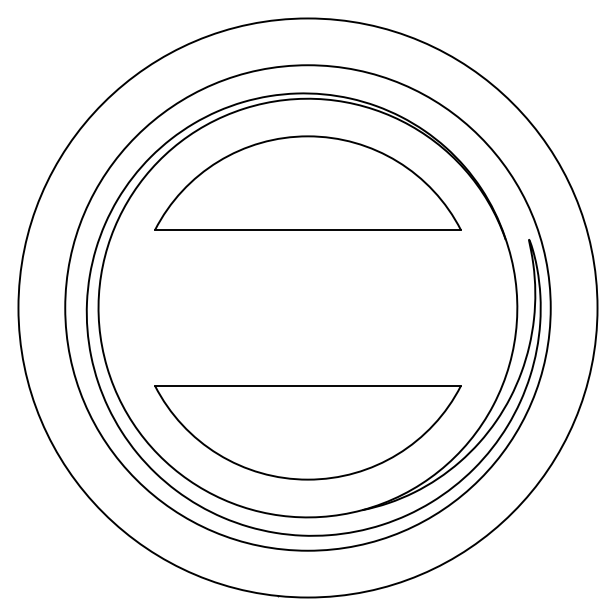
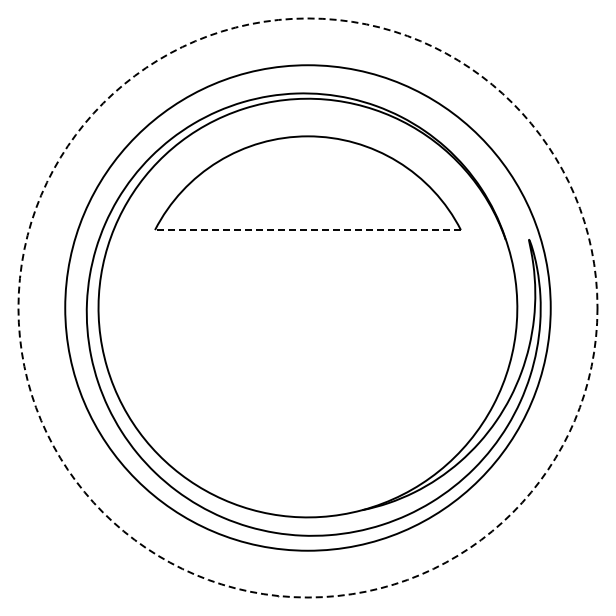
line: solid -> dashed (307, 230)
circle: solid -> dashed (307, 307)
part: present -> none (307, 432)
